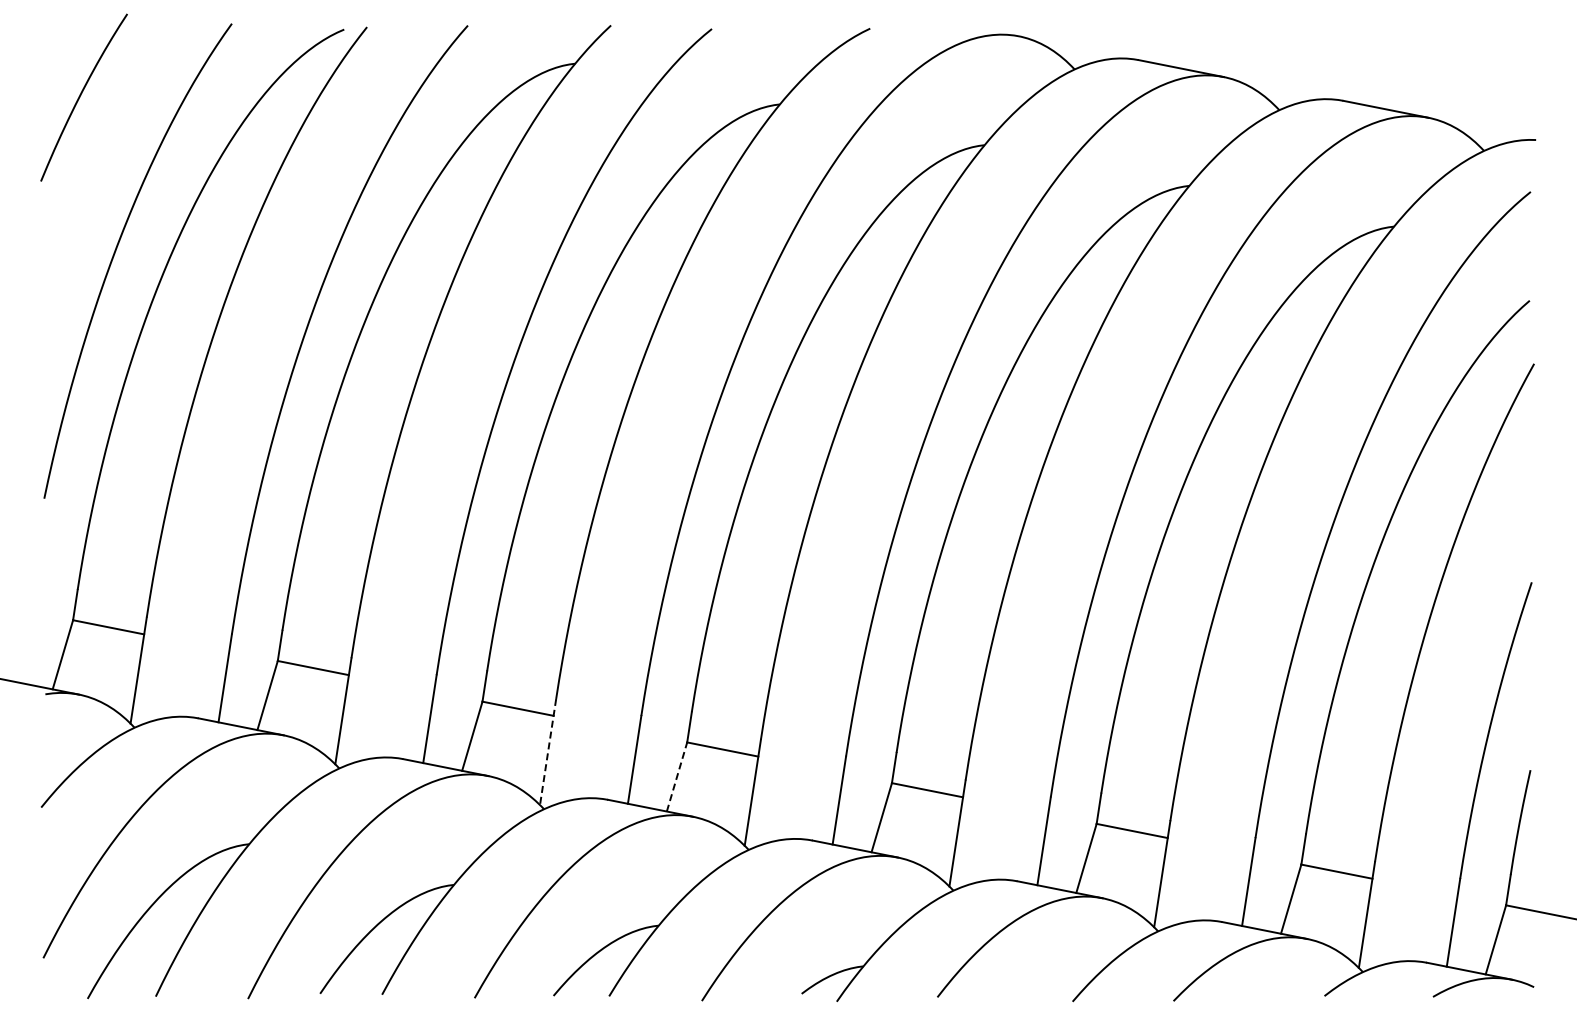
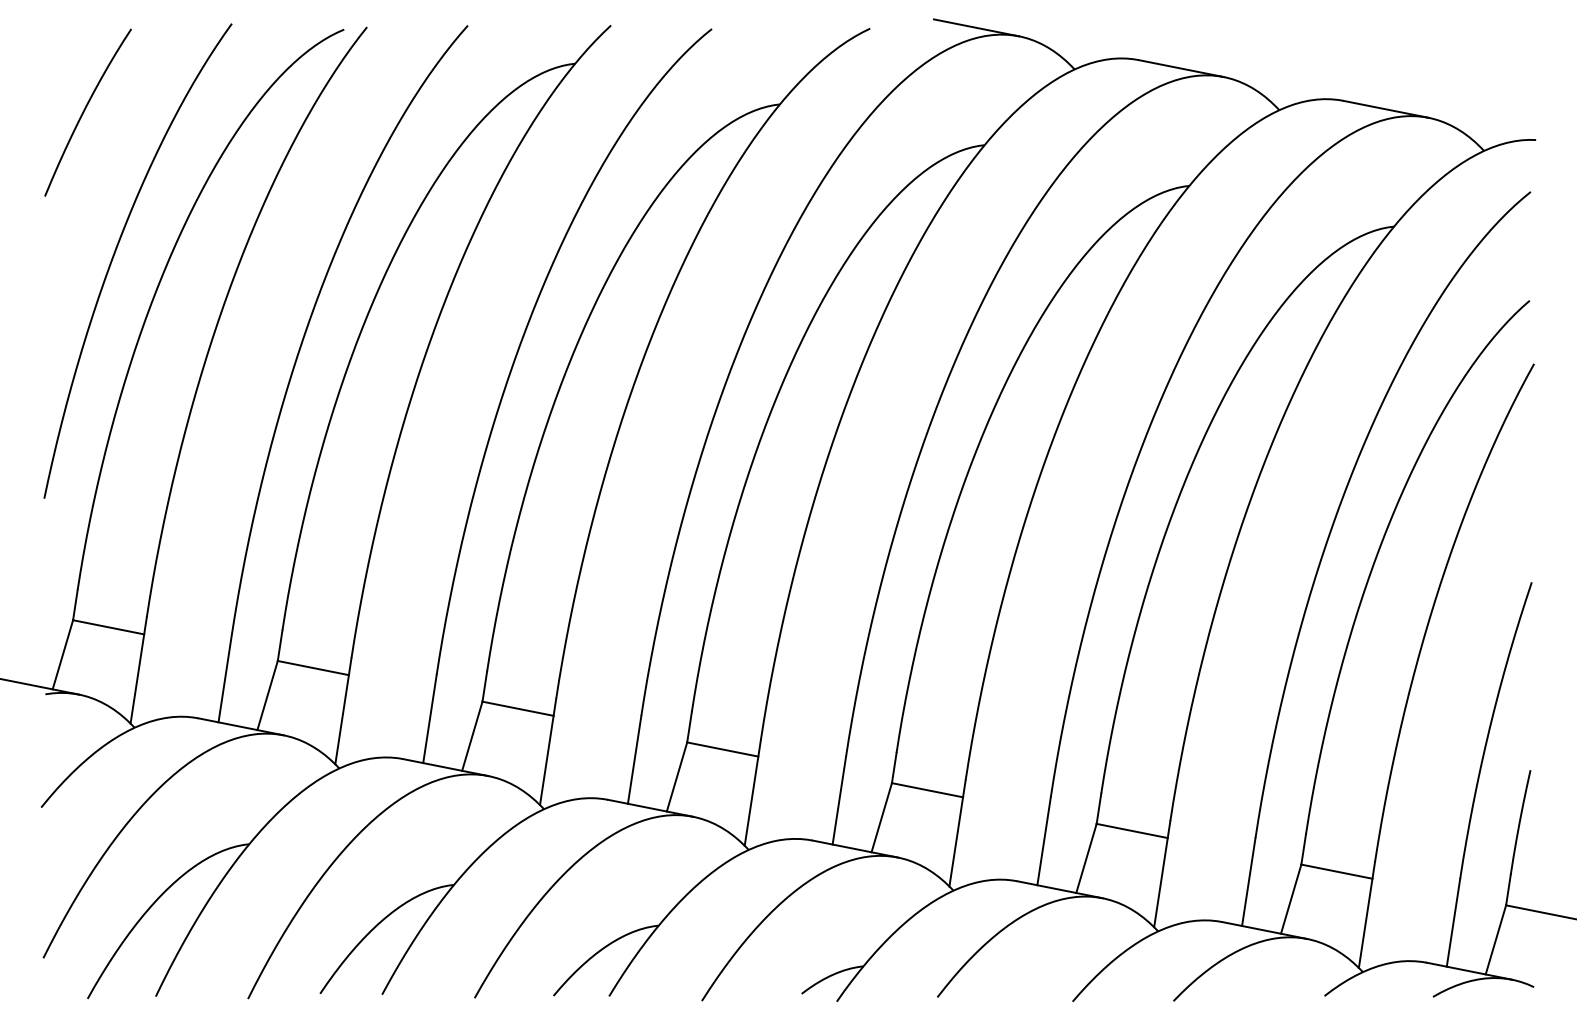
line: none -> present (976, 27)
curve position: (81, 95) -> (85, 110) (85, 110)
line: dashed -> solid (548, 752)
line: dashed -> solid (677, 776)
